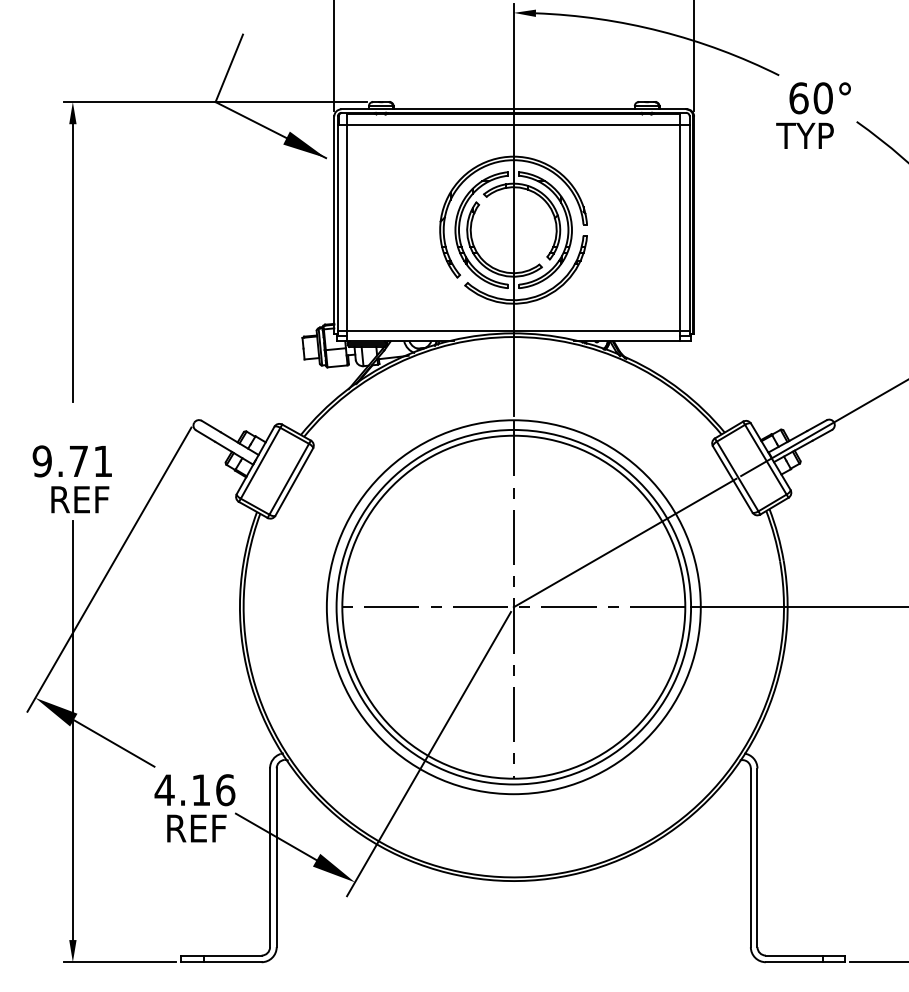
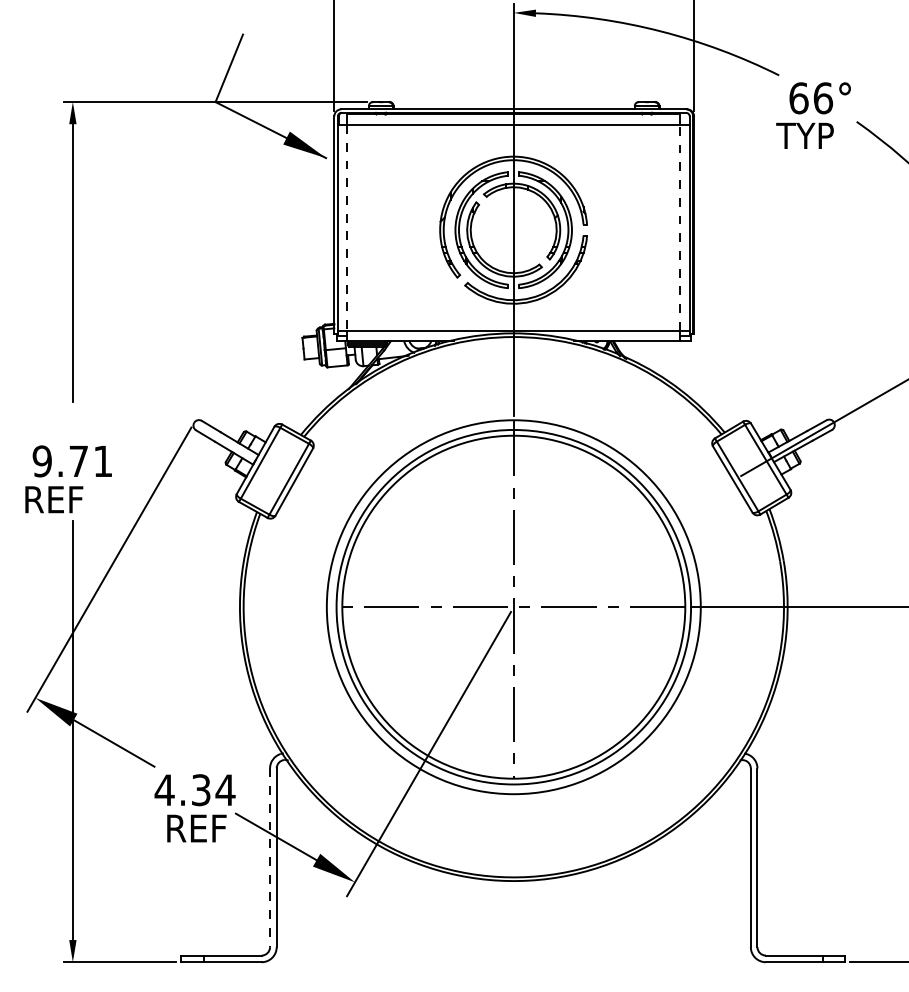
text: 60° -> 66° (823, 98)
line: solid -> dashed (347, 227)
line: solid -> dashed (680, 227)
text position: (80, 499) -> (54, 499) (54, 499)
line: present -> none (624, 542)
text: 4.16 -> 4.34 (213, 790)
line: solid -> dashed (270, 858)
